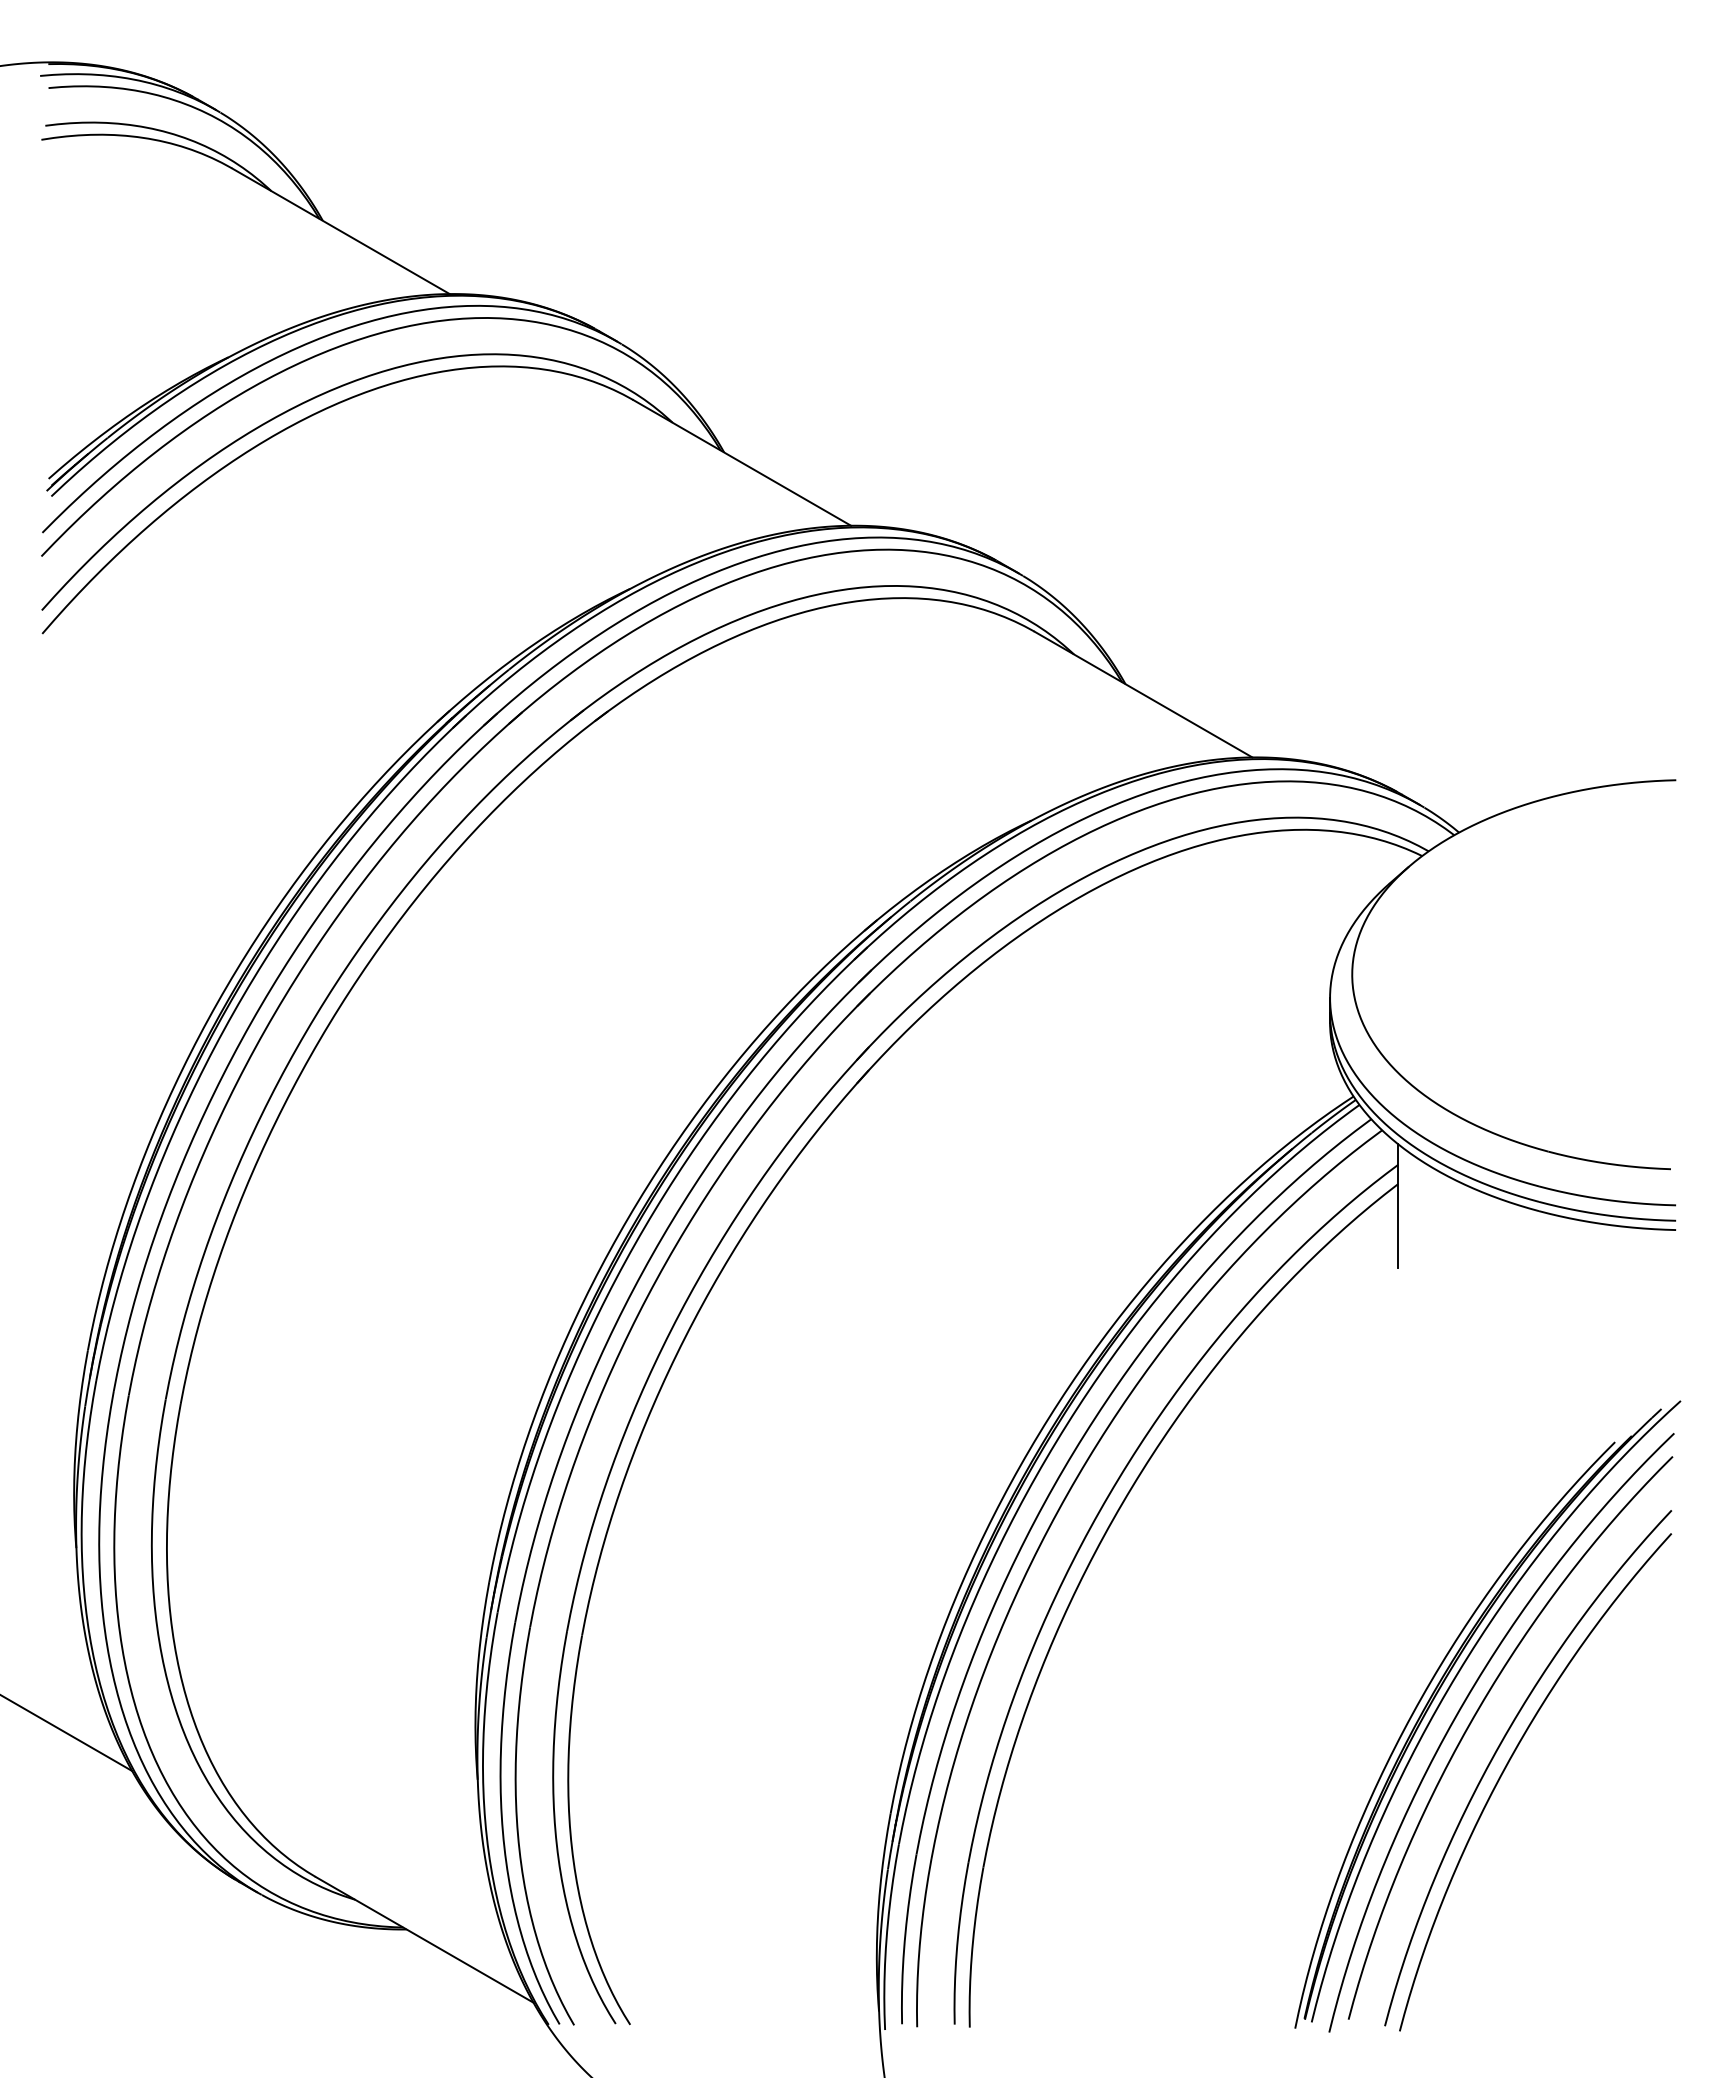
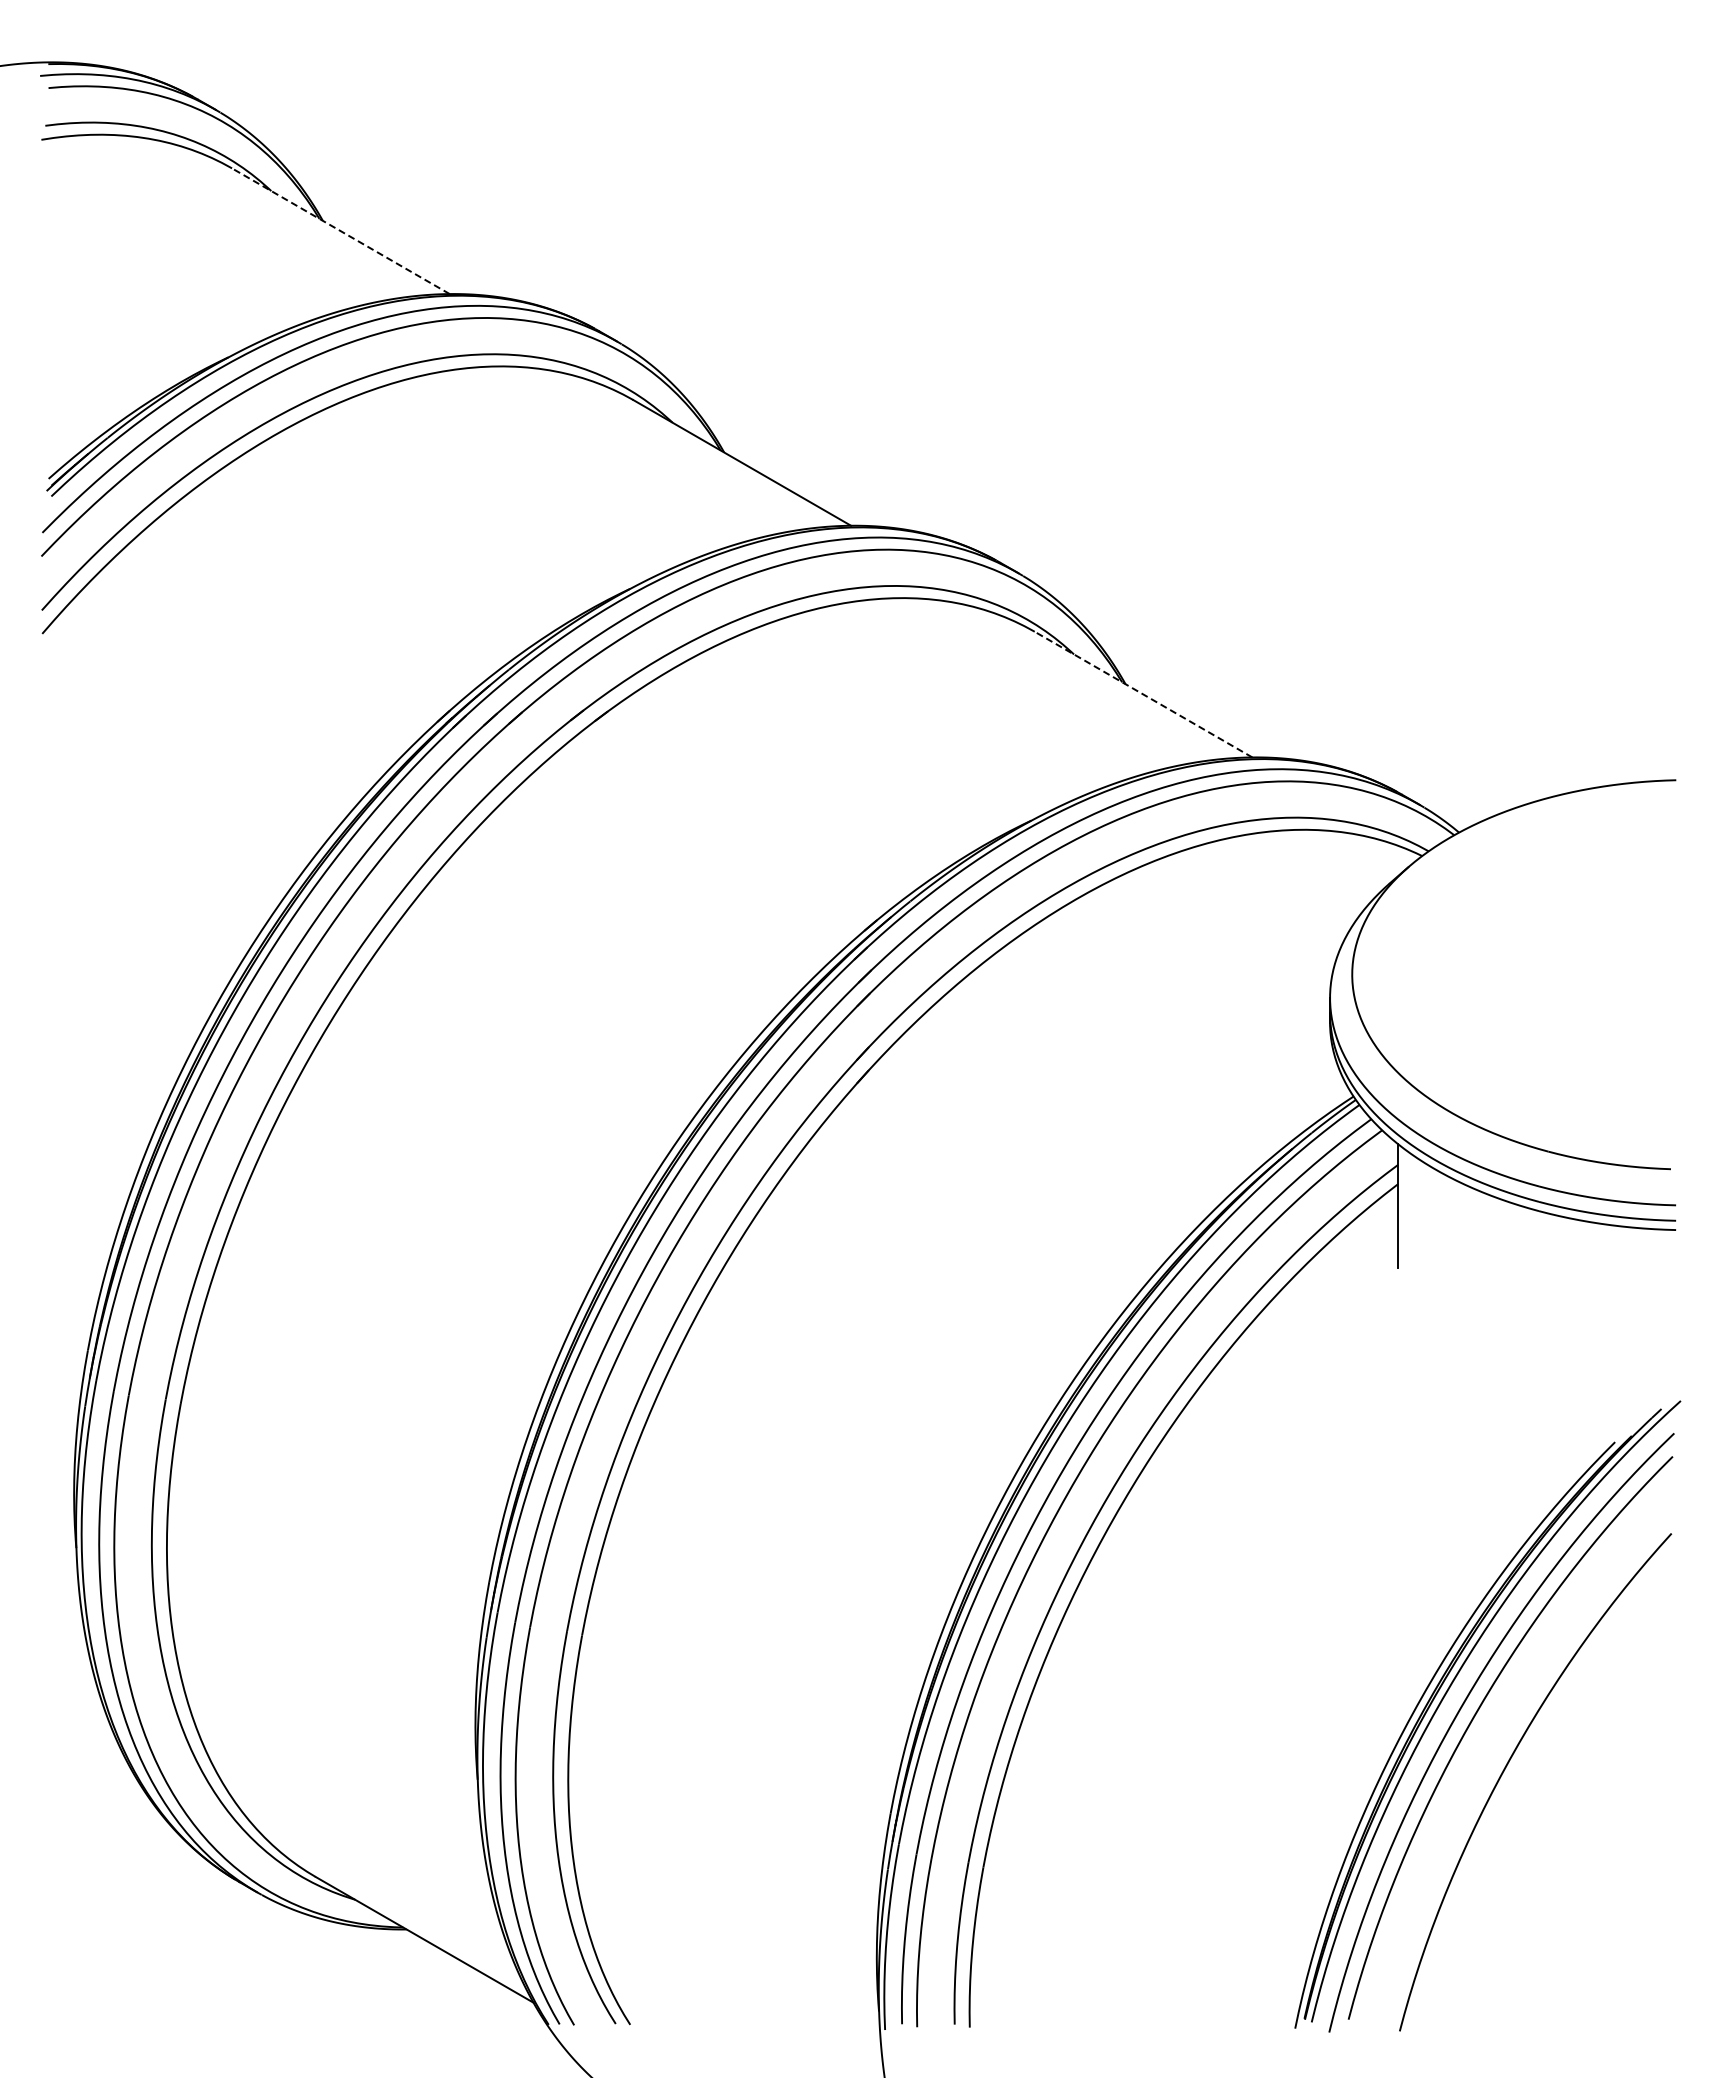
line: solid -> dashed (340, 231)
line: solid -> dashed (1143, 694)
line: present -> none (67, 1733)
curve: present -> none (1496, 1753)
